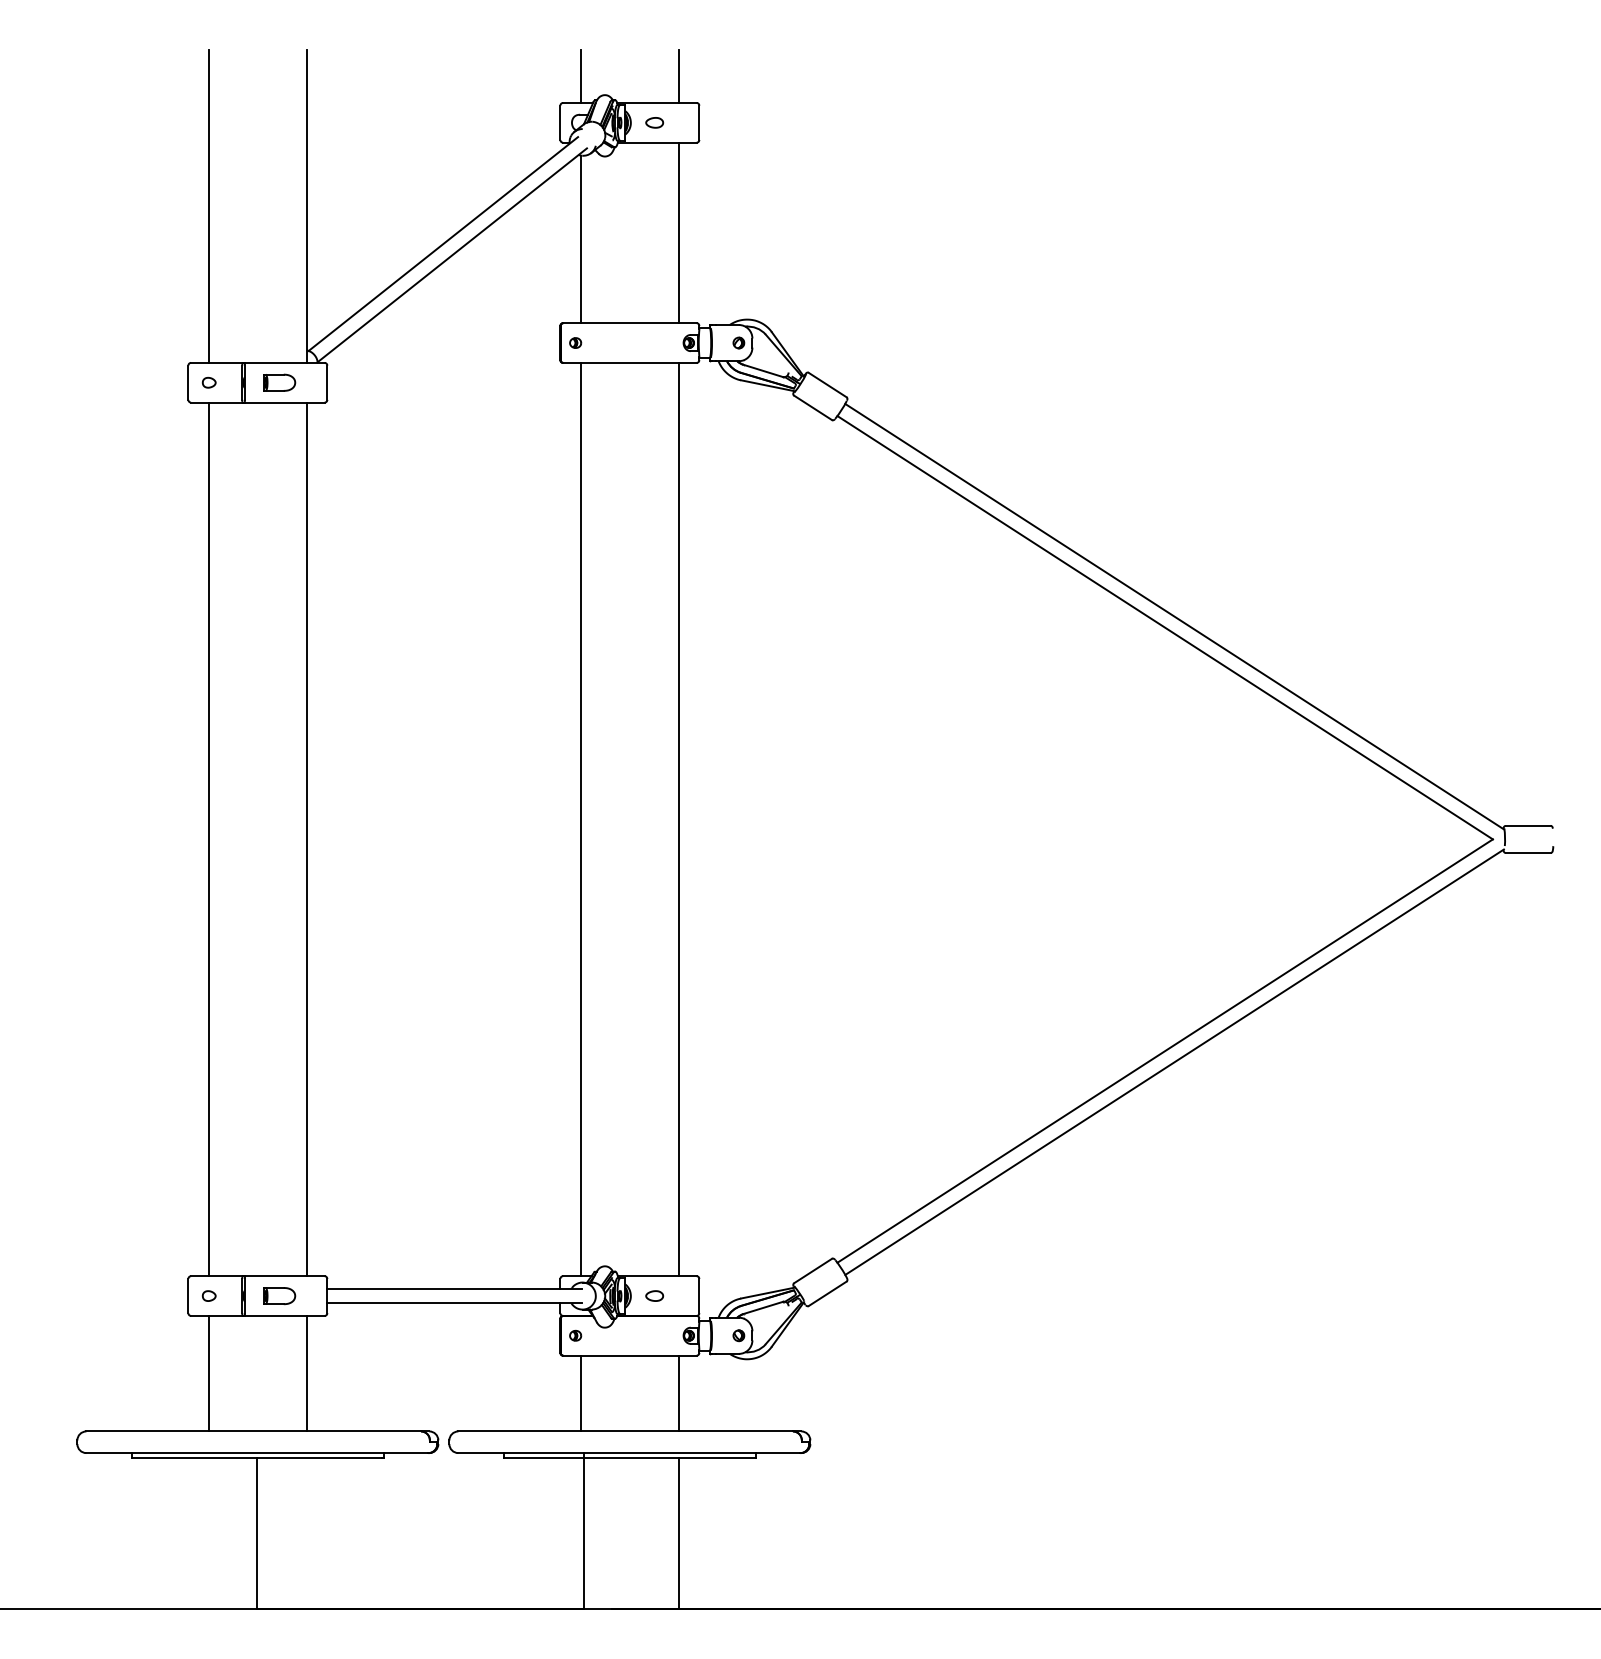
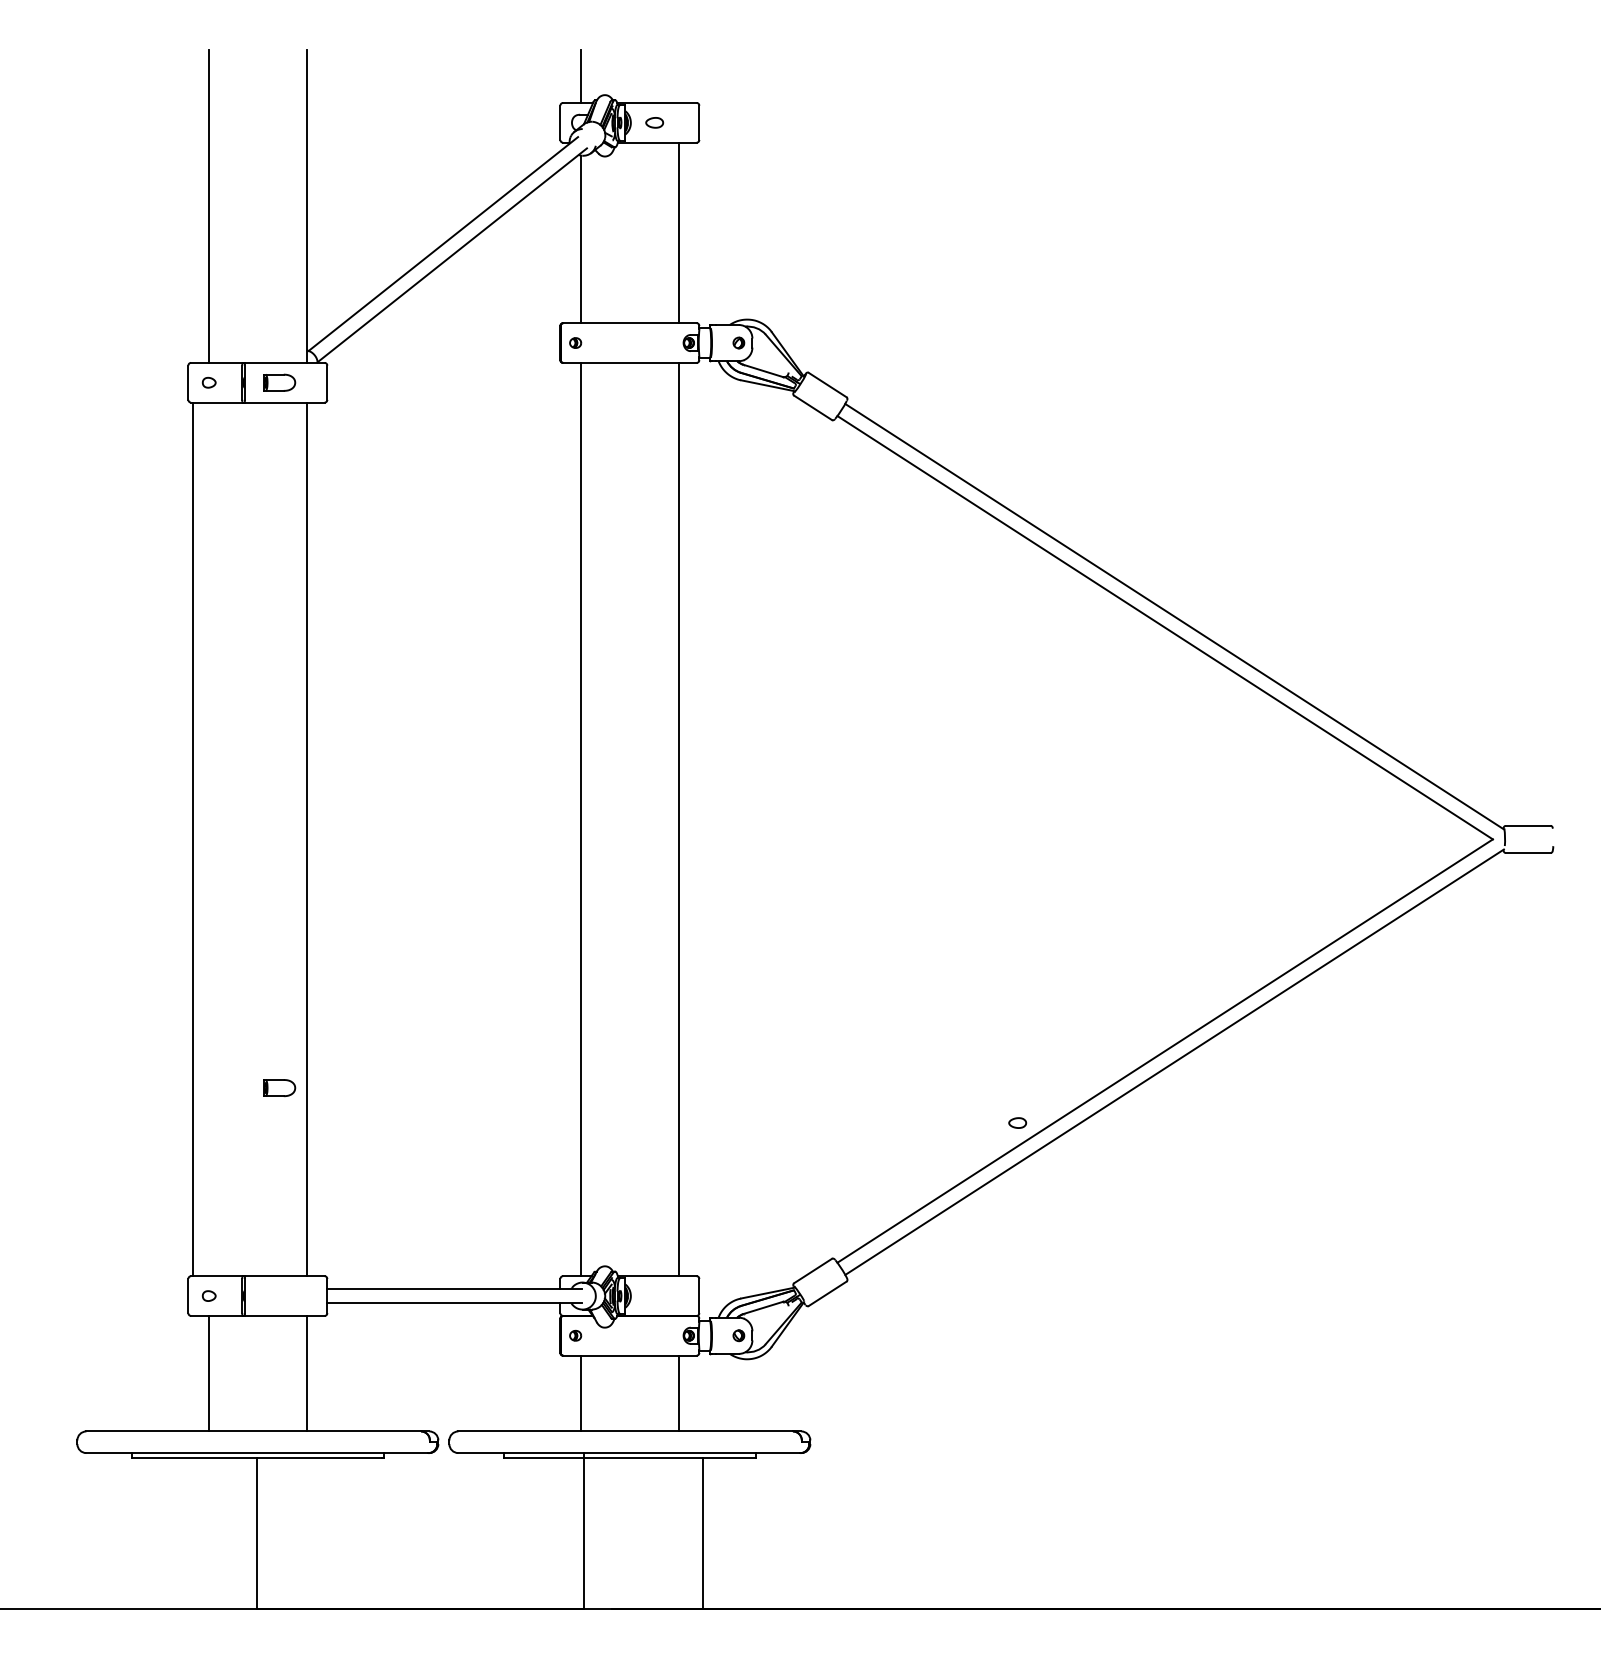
line: present -> none (678, 75)
line position: (209, 839) -> (193, 839) (193, 839)
part position: (654, 1295) -> (1017, 1122) (1017, 1122)
part position: (279, 1296) -> (279, 1088) (279, 1088)
line position: (678, 1533) -> (702, 1533) (702, 1533)
